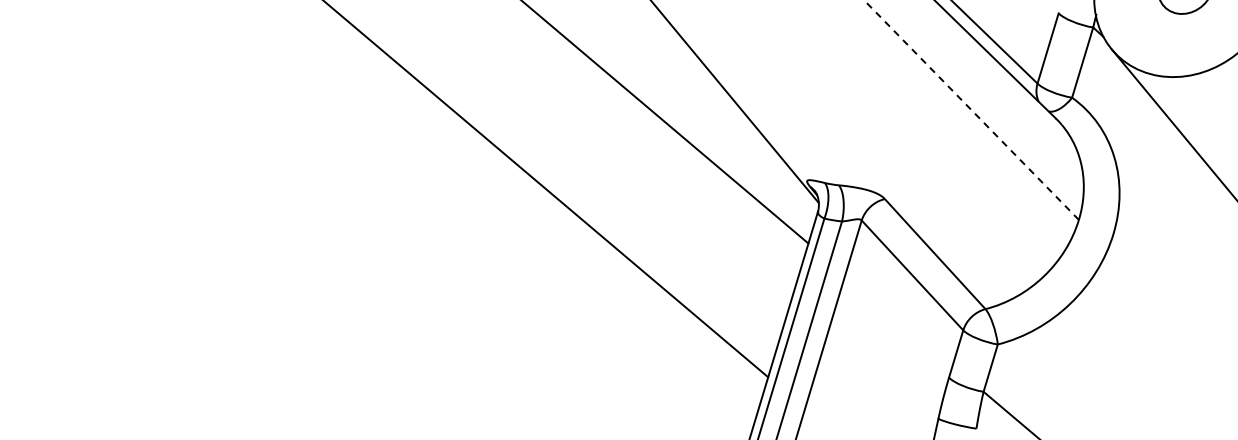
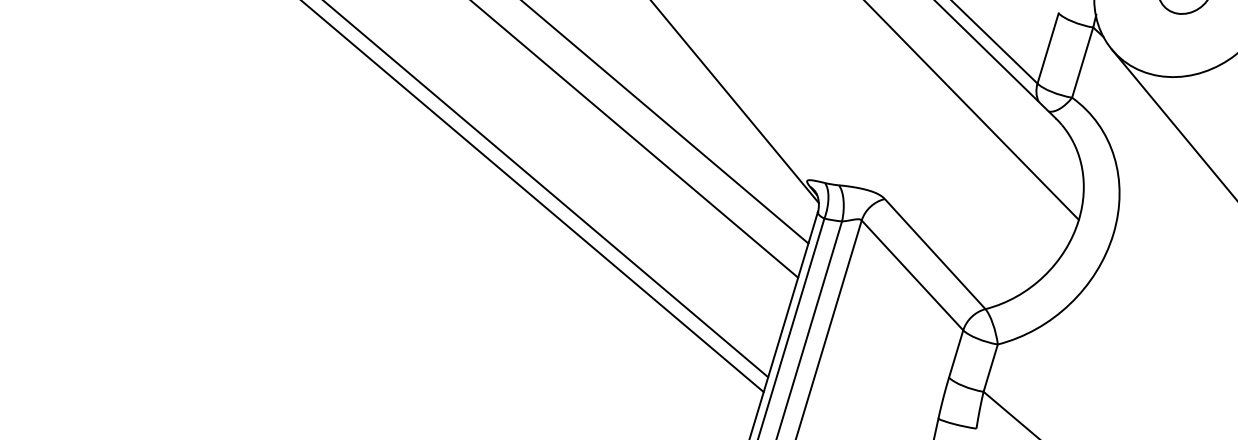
line: dashed -> solid (971, 109)
line: none -> present (635, 139)
line: none -> present (533, 197)
